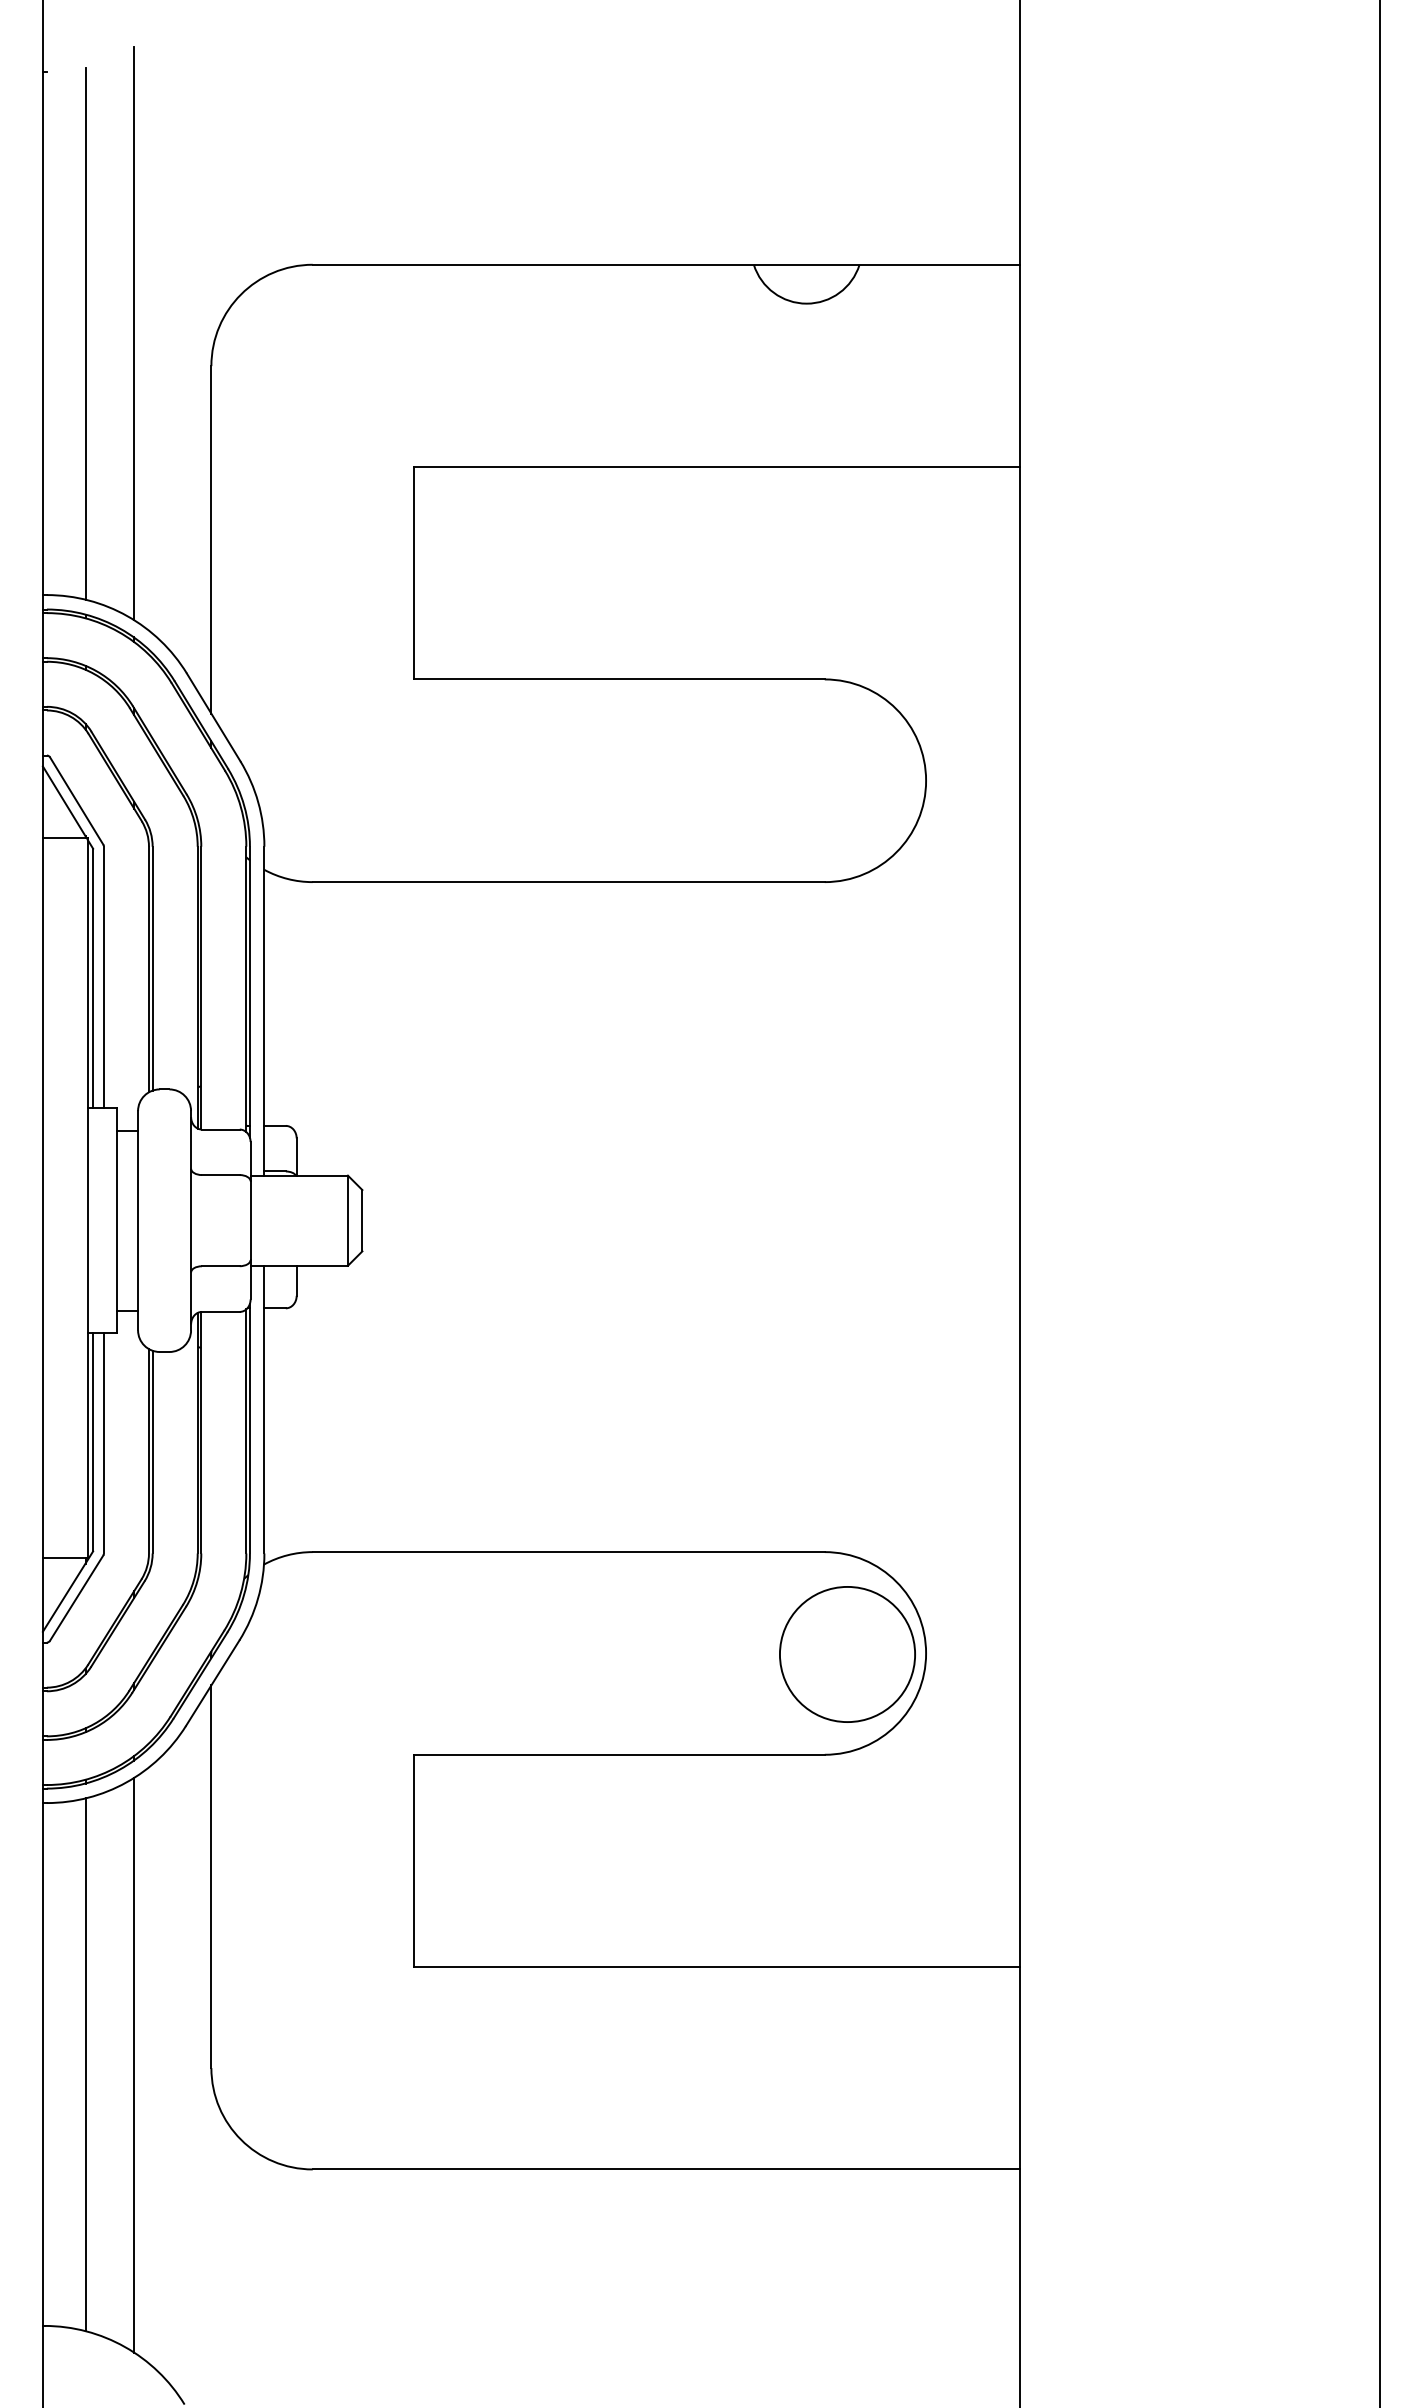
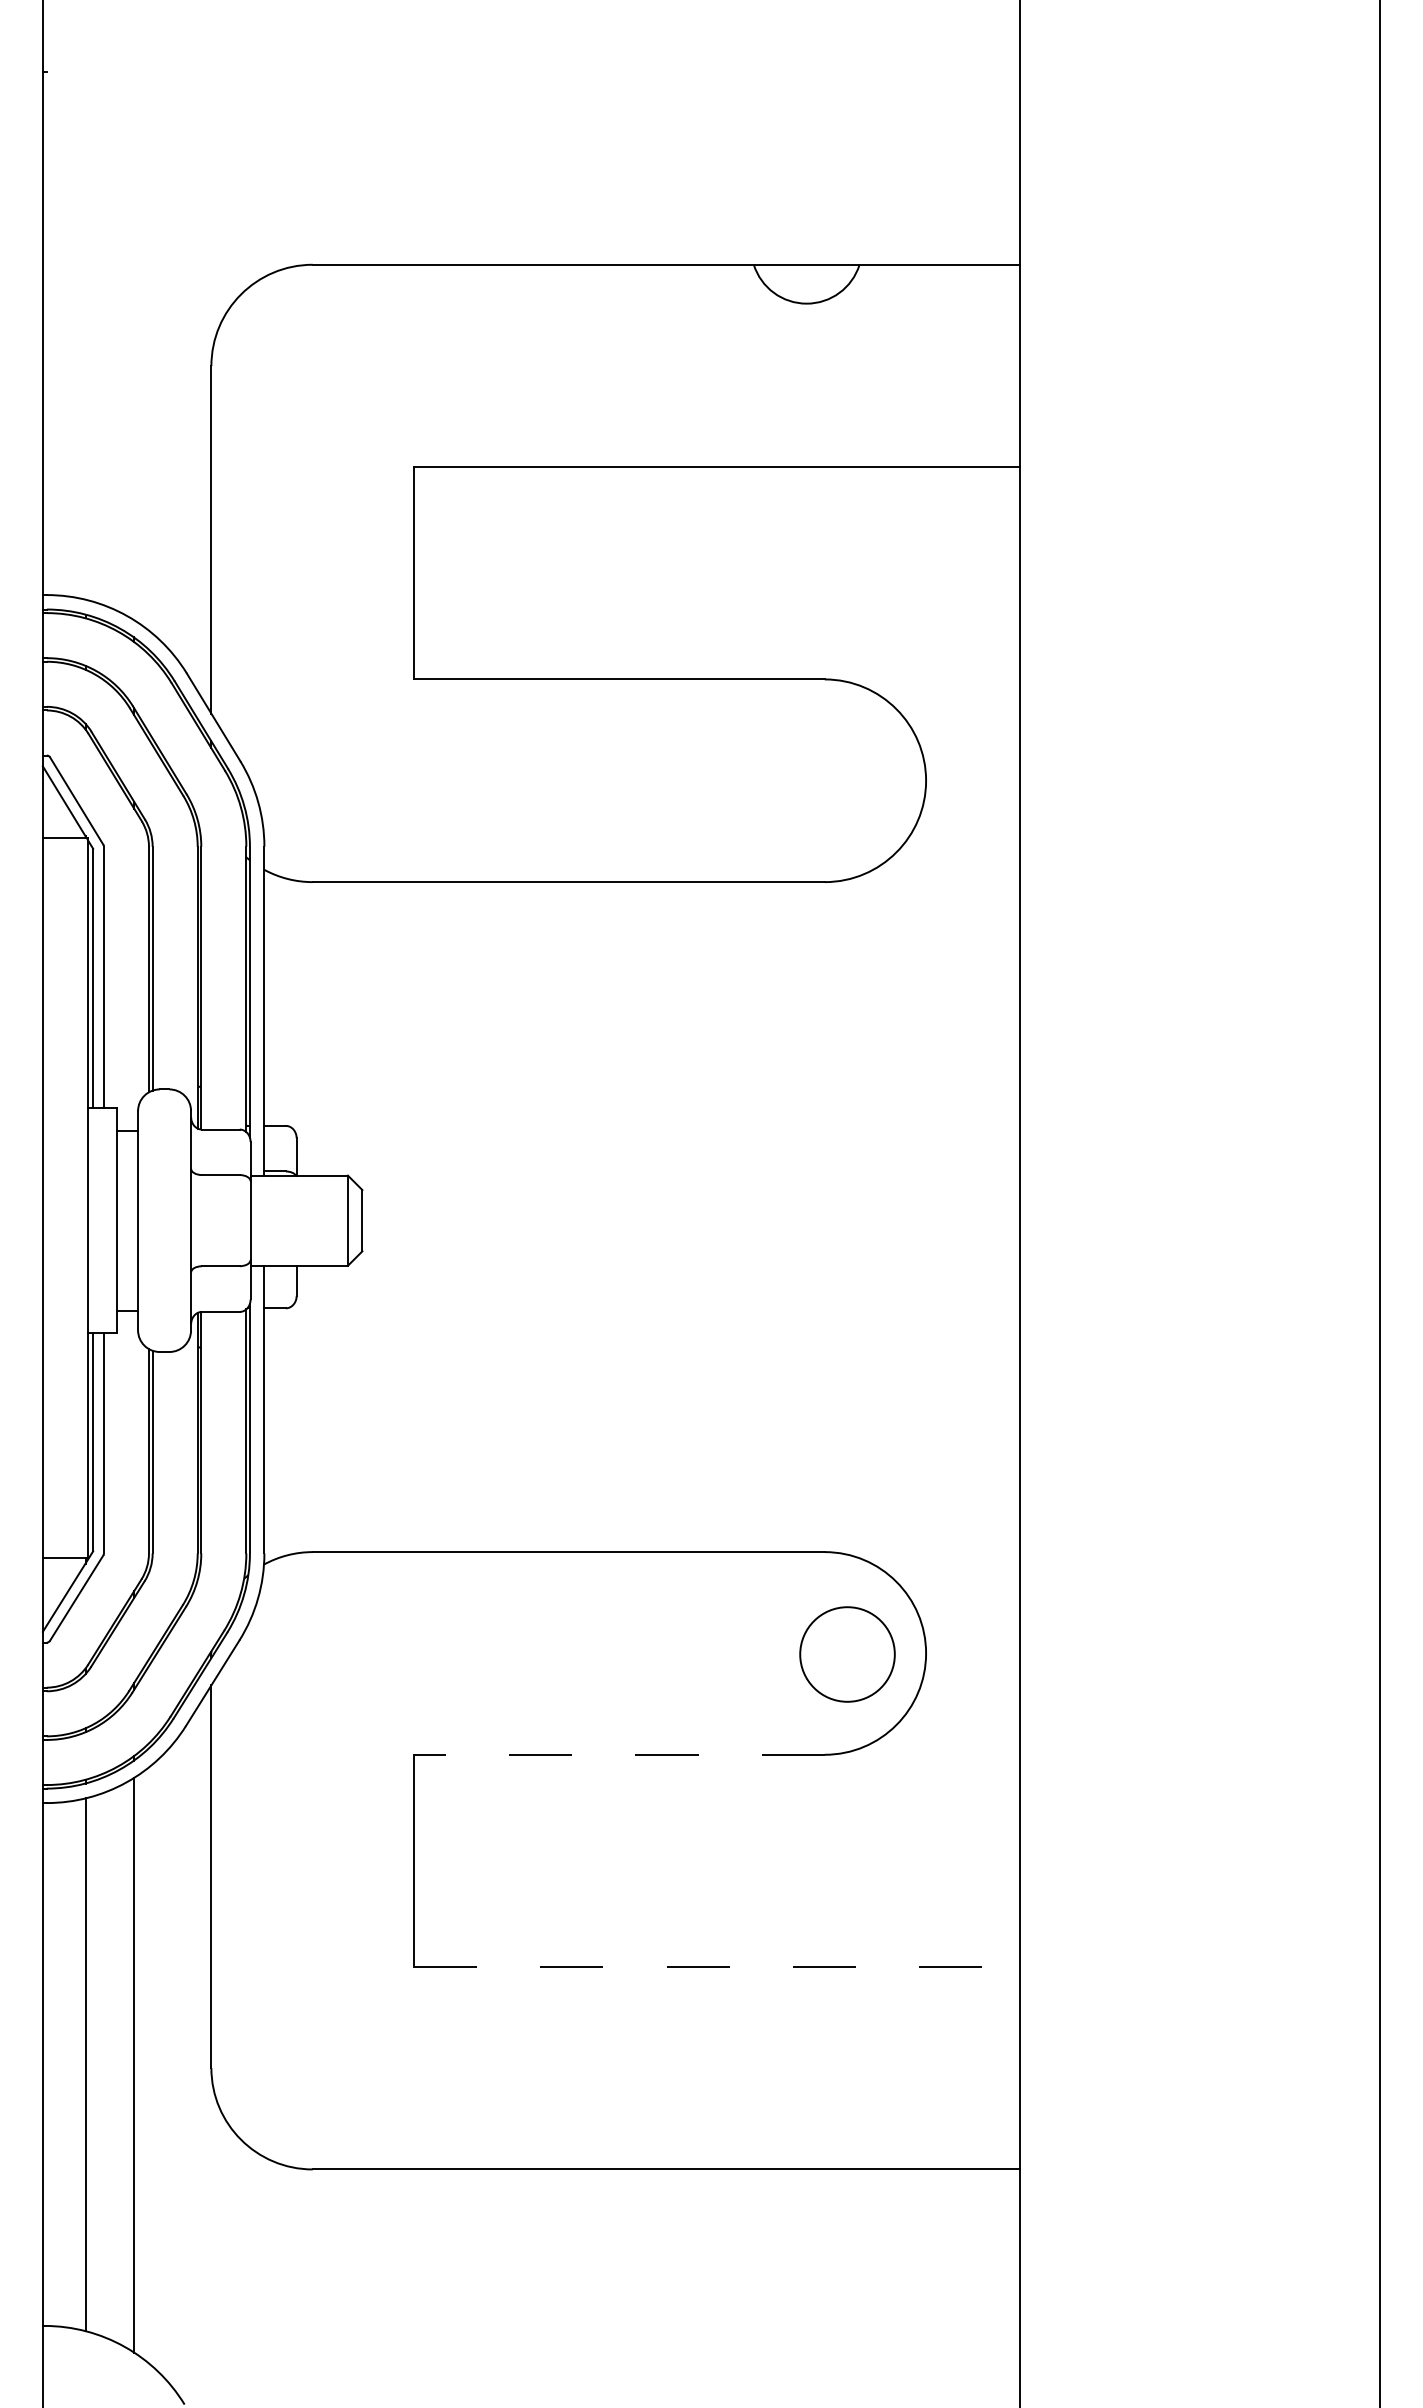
line: present -> none (85, 333)
line: present -> none (134, 333)
circle size: 137x137 px -> 97x97 px (847, 1654)
line: solid -> dashed (618, 1754)
line: solid -> dashed (716, 1966)
